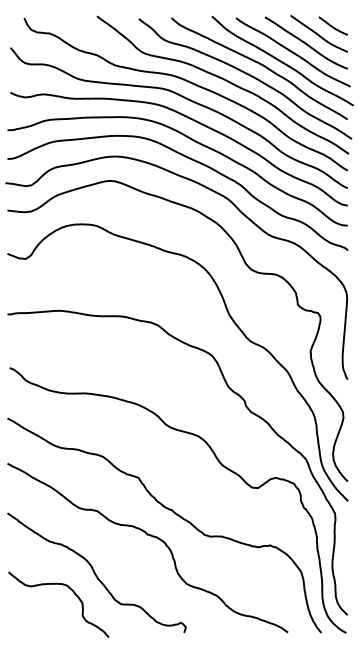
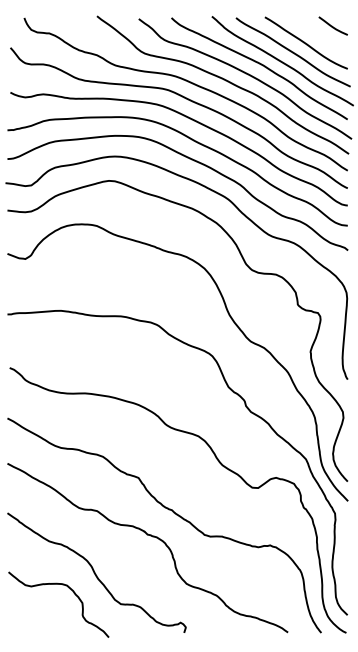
curve: present -> none (318, 33)
